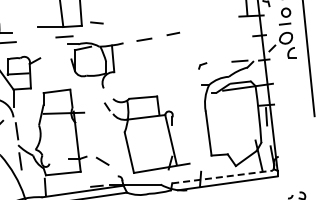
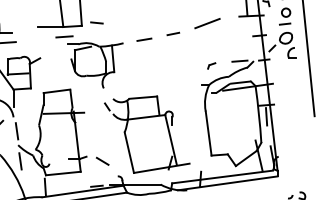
line: none -> present (207, 23)
part position: (202, 65) -> (211, 65) (211, 65)
line: dashed -> solid (222, 177)
